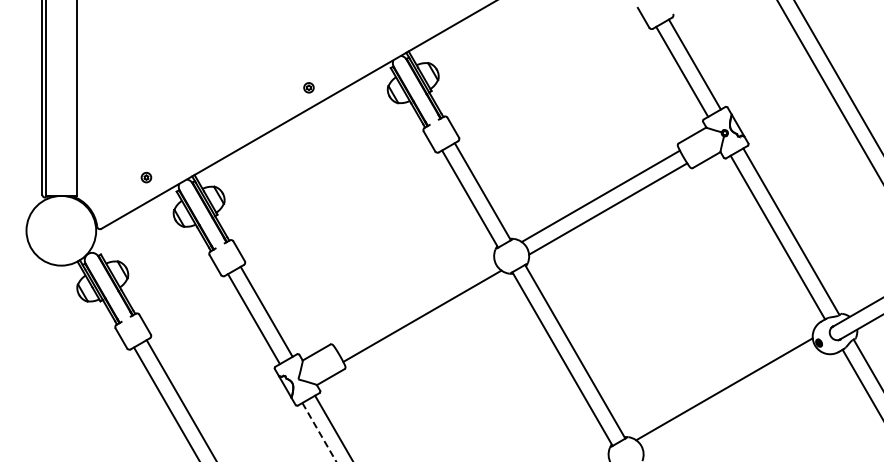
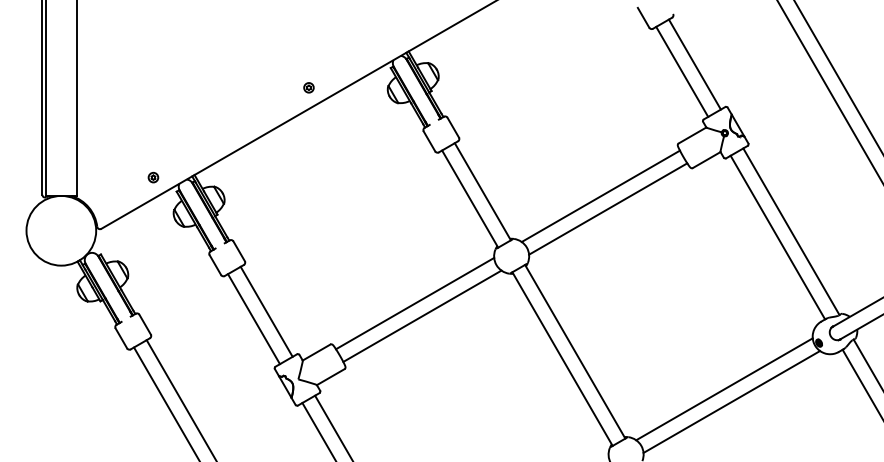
part position: (146, 177) -> (153, 177) (153, 177)
line: none -> present (415, 303)
line: none -> present (731, 401)
line: dashed -> solid (319, 432)
